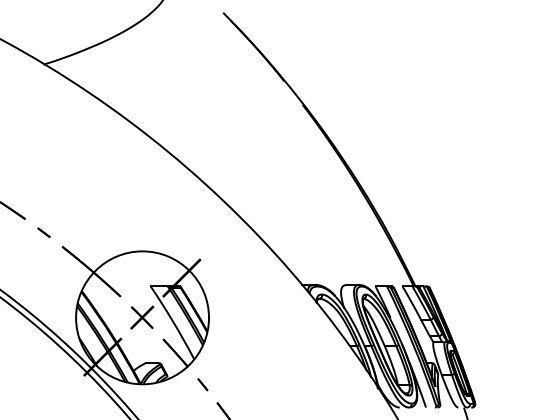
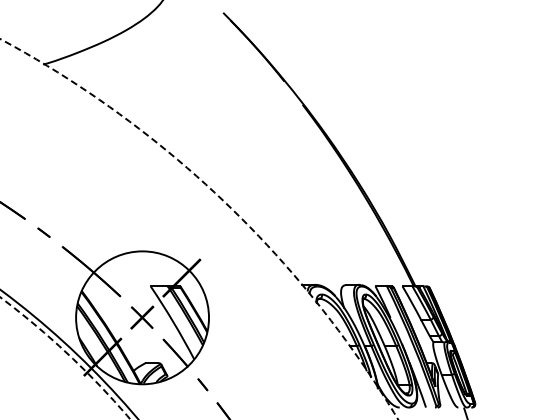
circle: solid -> dashed (199, 229)
circle: solid -> dashed (65, 358)
